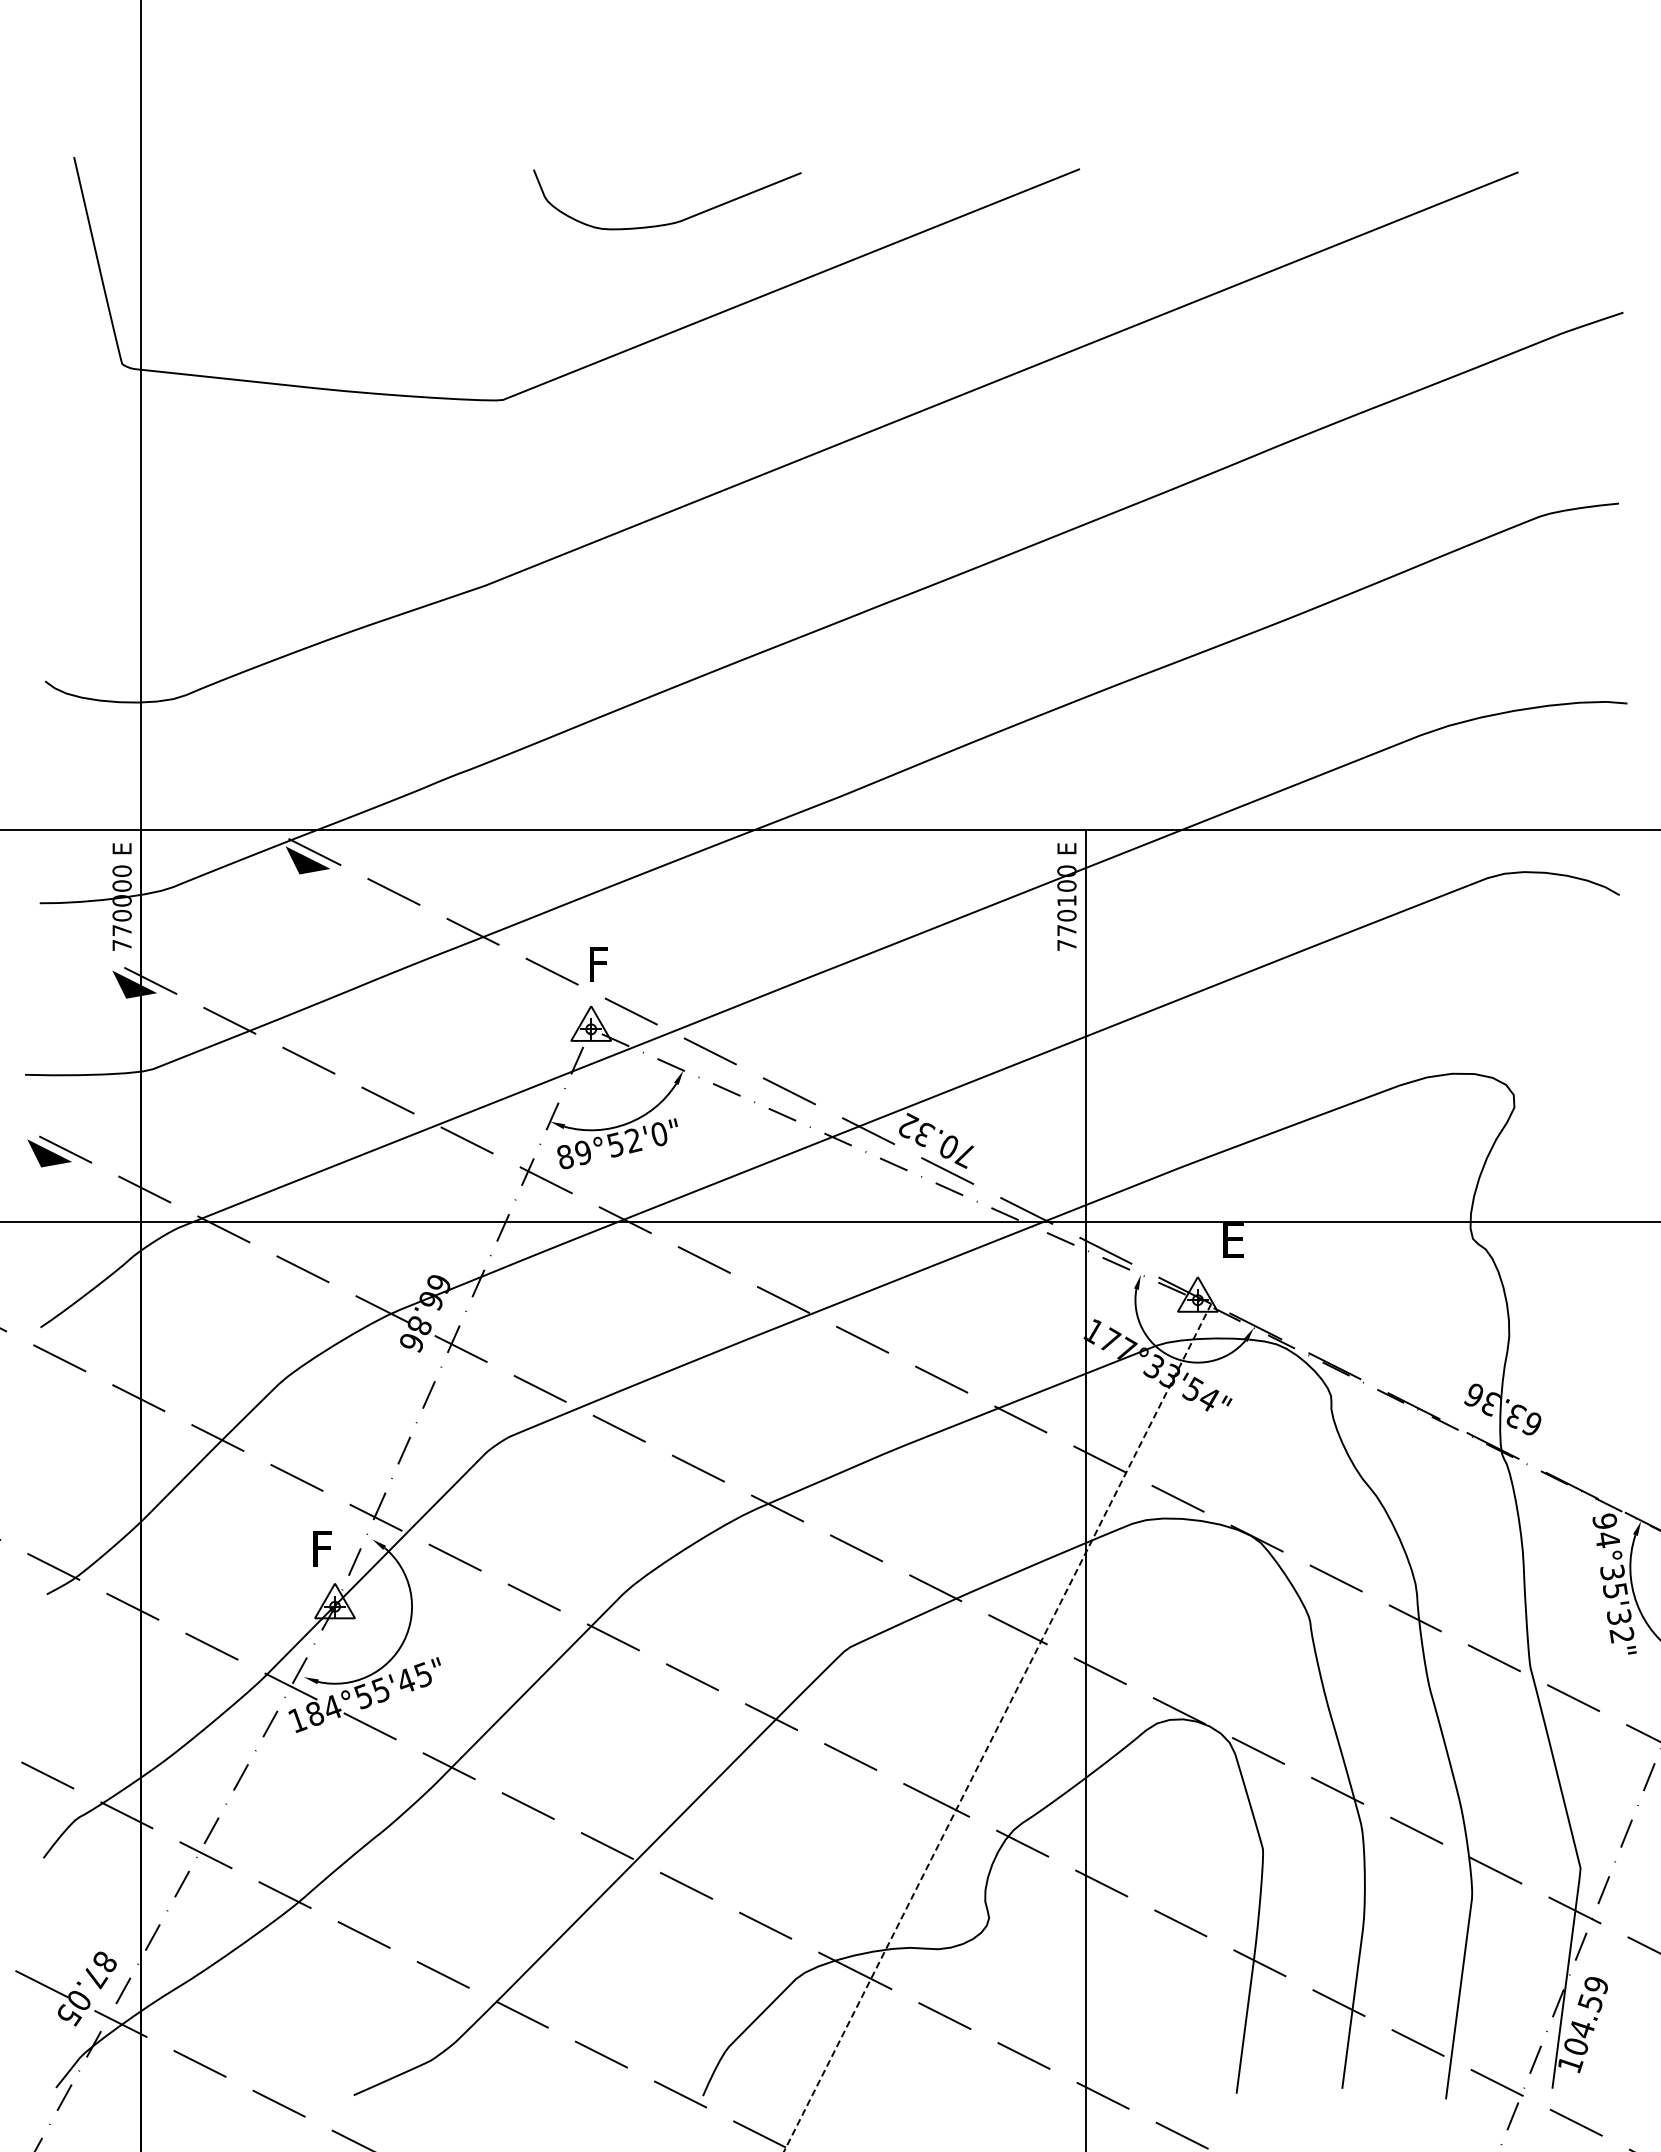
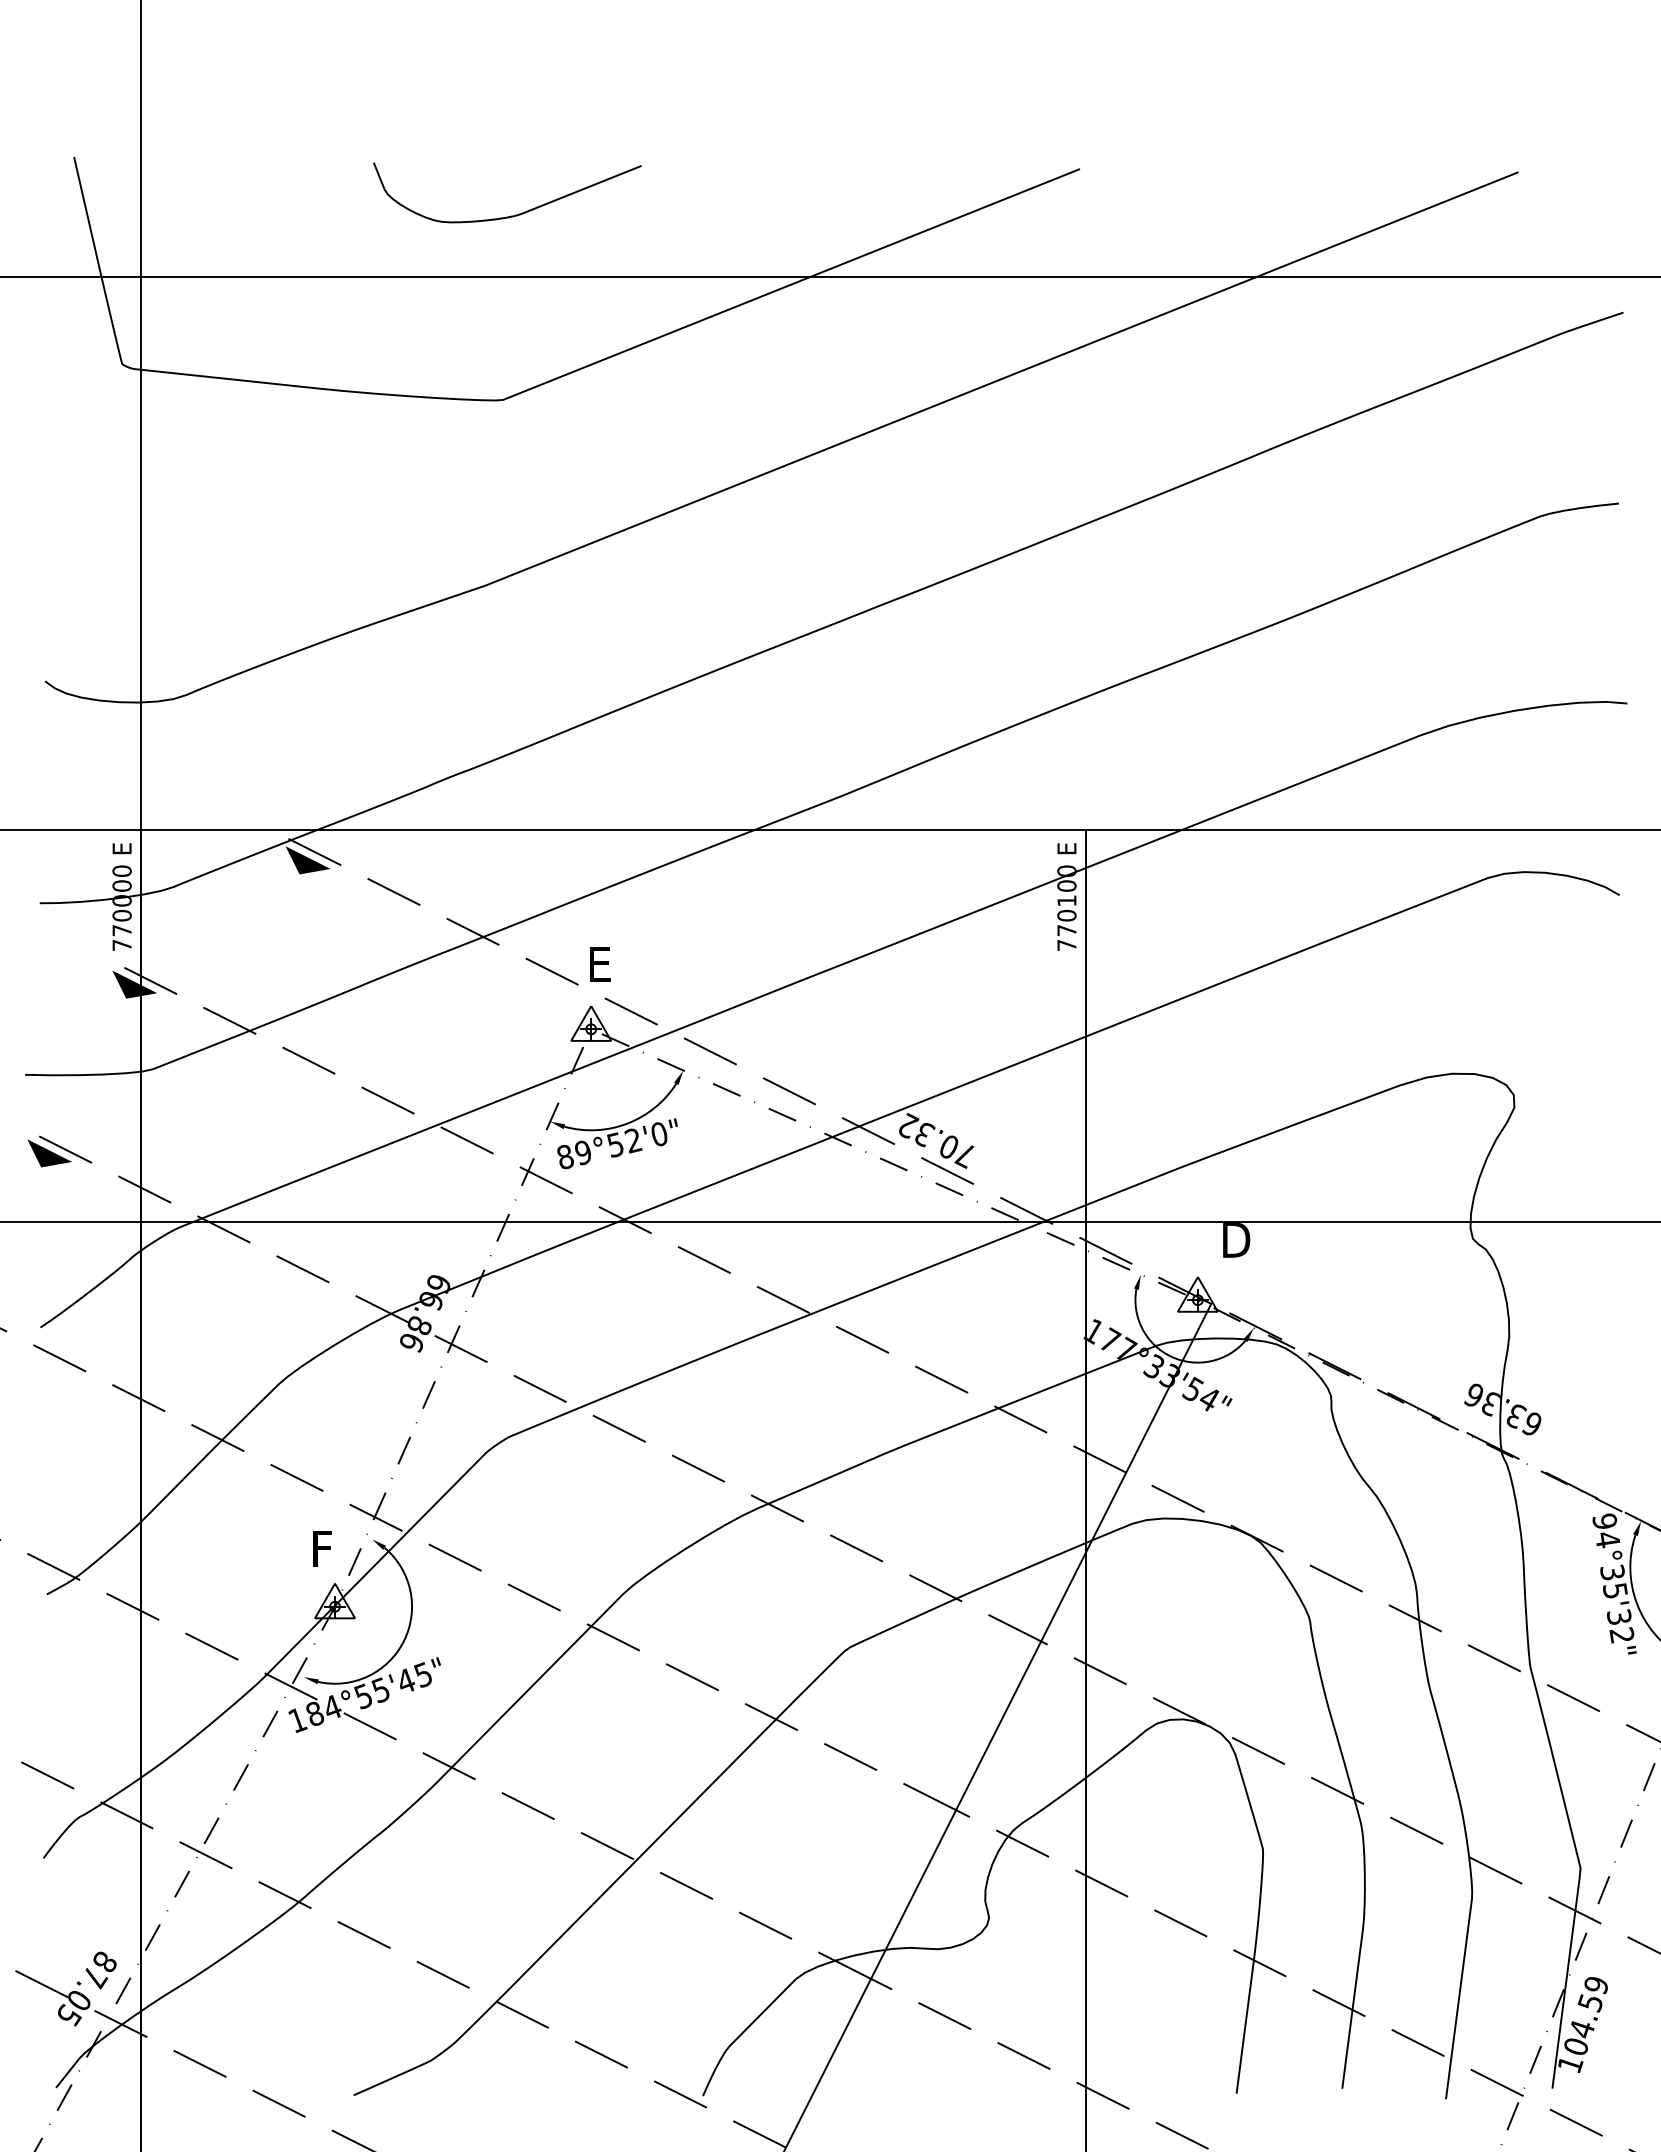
curve position: (671, 222) -> (511, 215) (511, 215)
line: none -> present (829, 277)
text: F -> E (602, 964)
text: E -> D (1236, 1240)
line: dashed -> solid (997, 1727)
